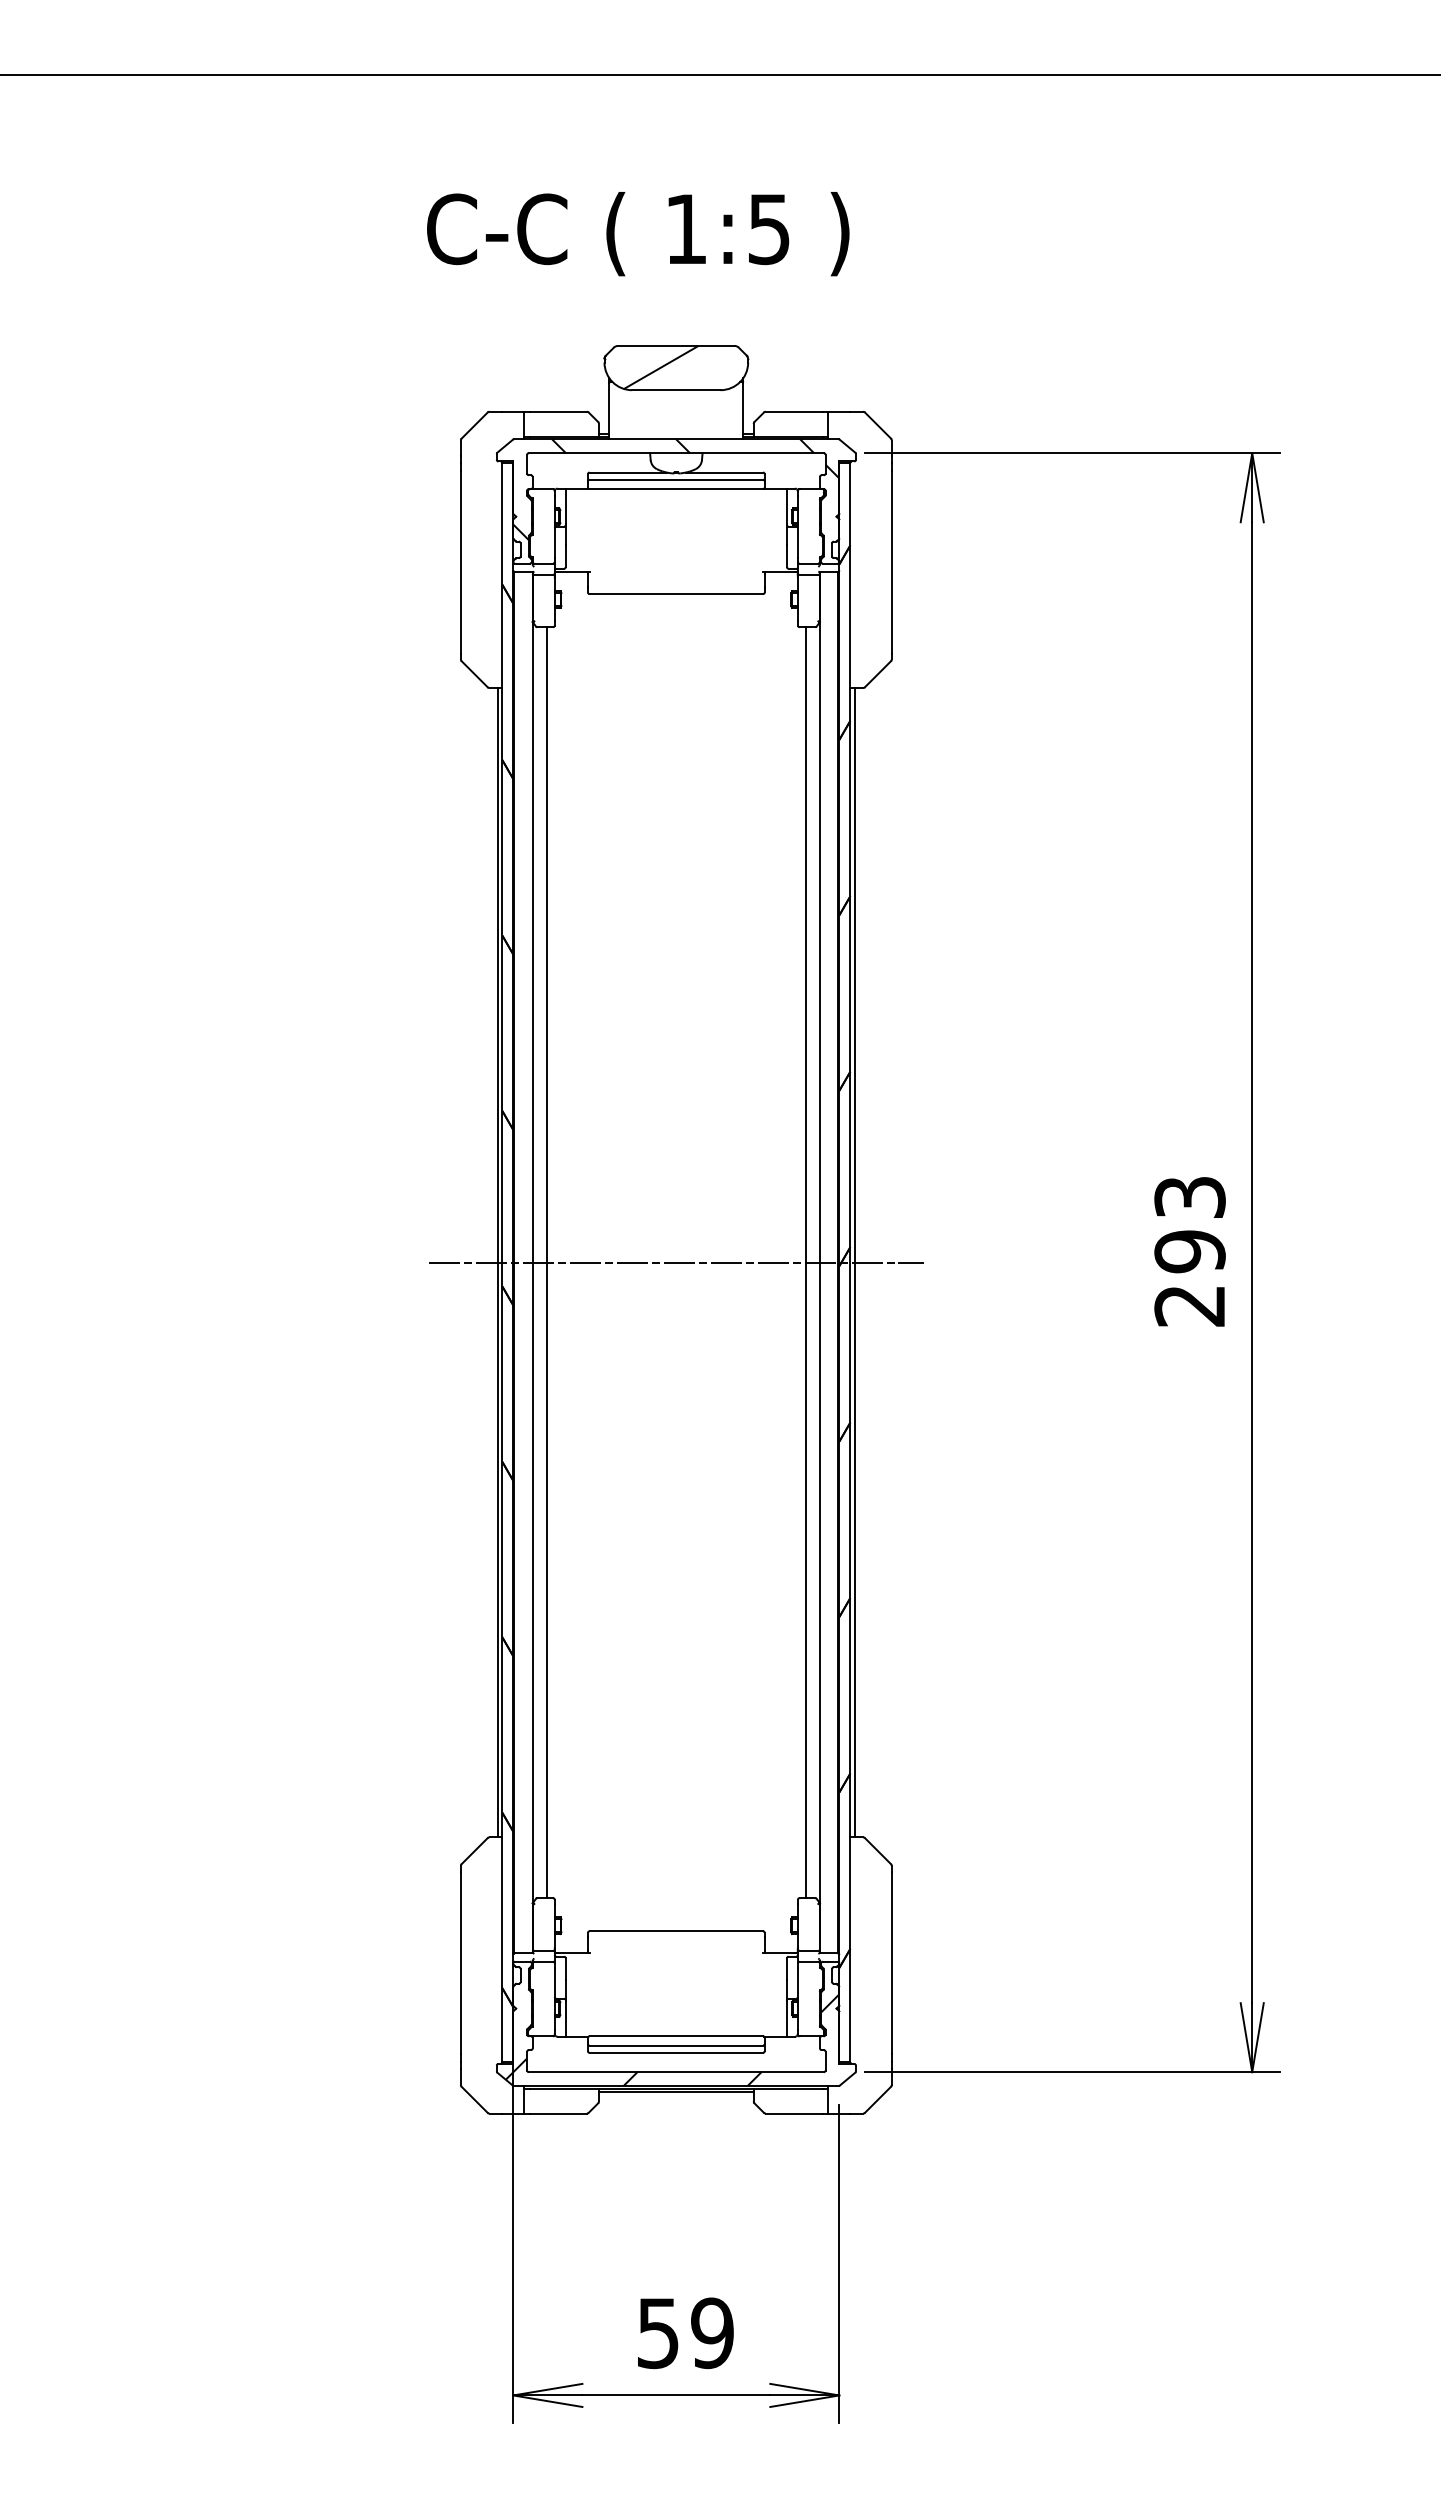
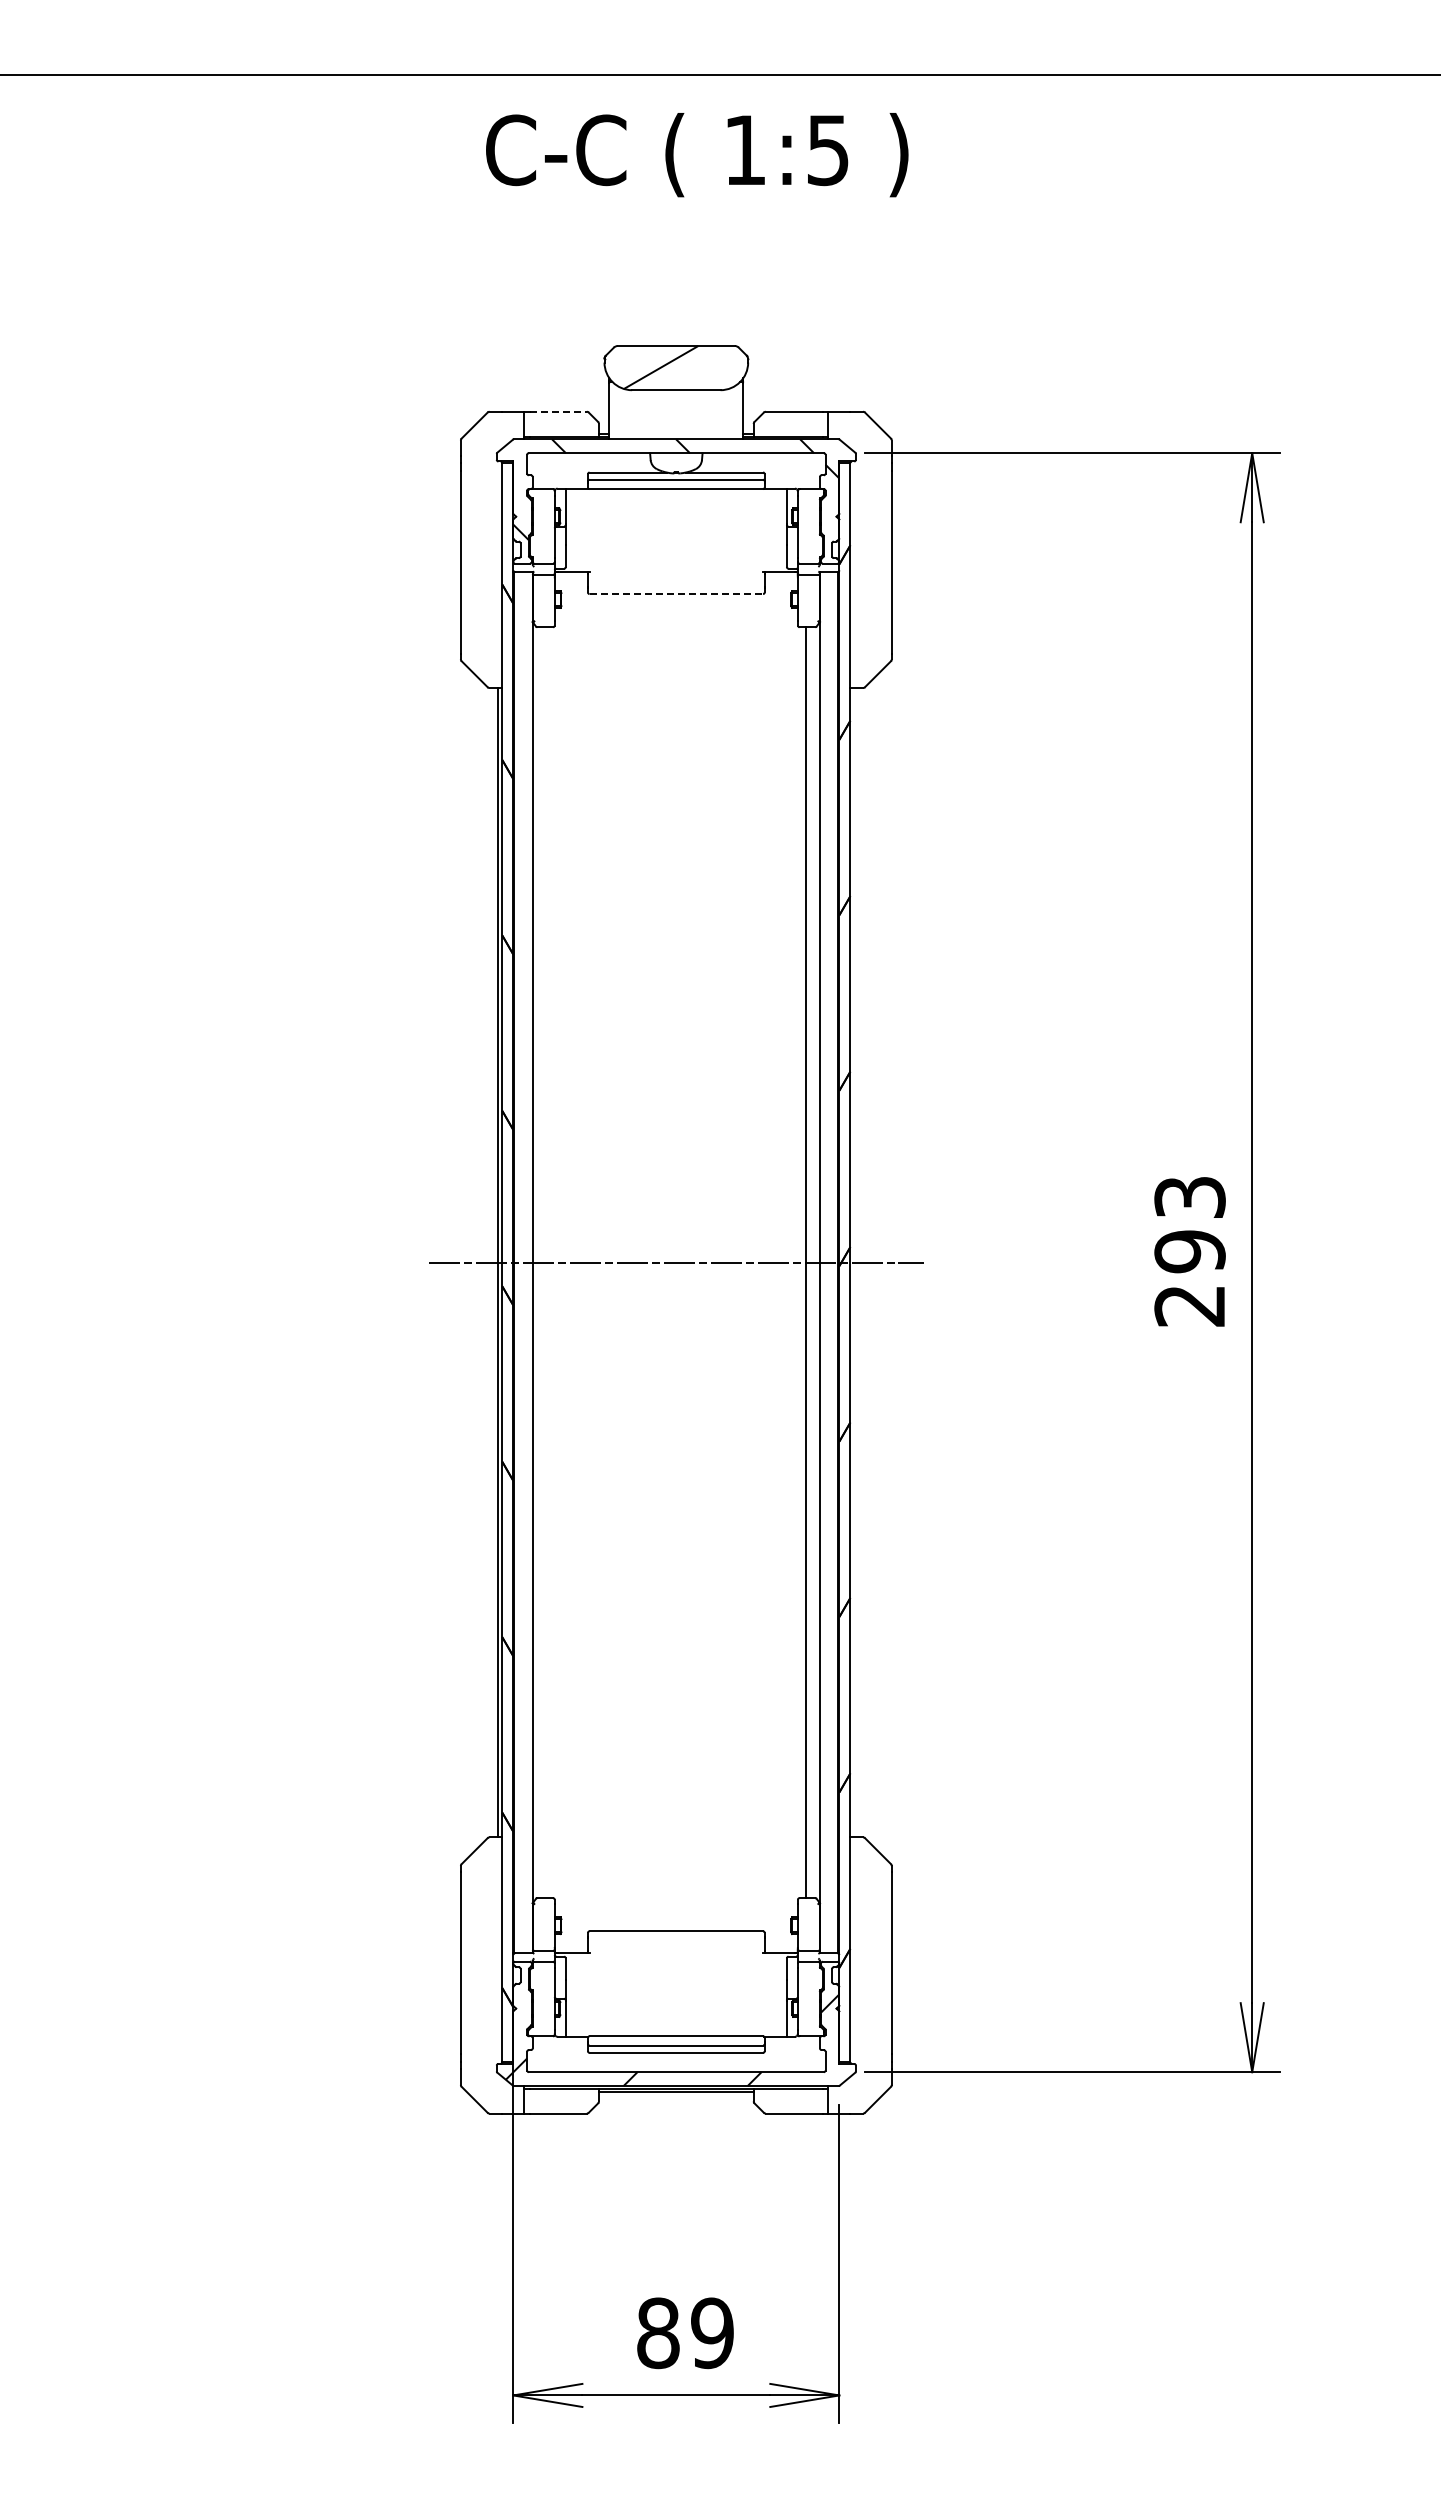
text position: (638, 234) -> (697, 155) (697, 155)
line: solid -> dashed (558, 411)
line: solid -> dashed (676, 594)
line: present -> none (546, 1262)
line: present -> none (854, 1262)
text: 59 -> 89 (658, 2333)
